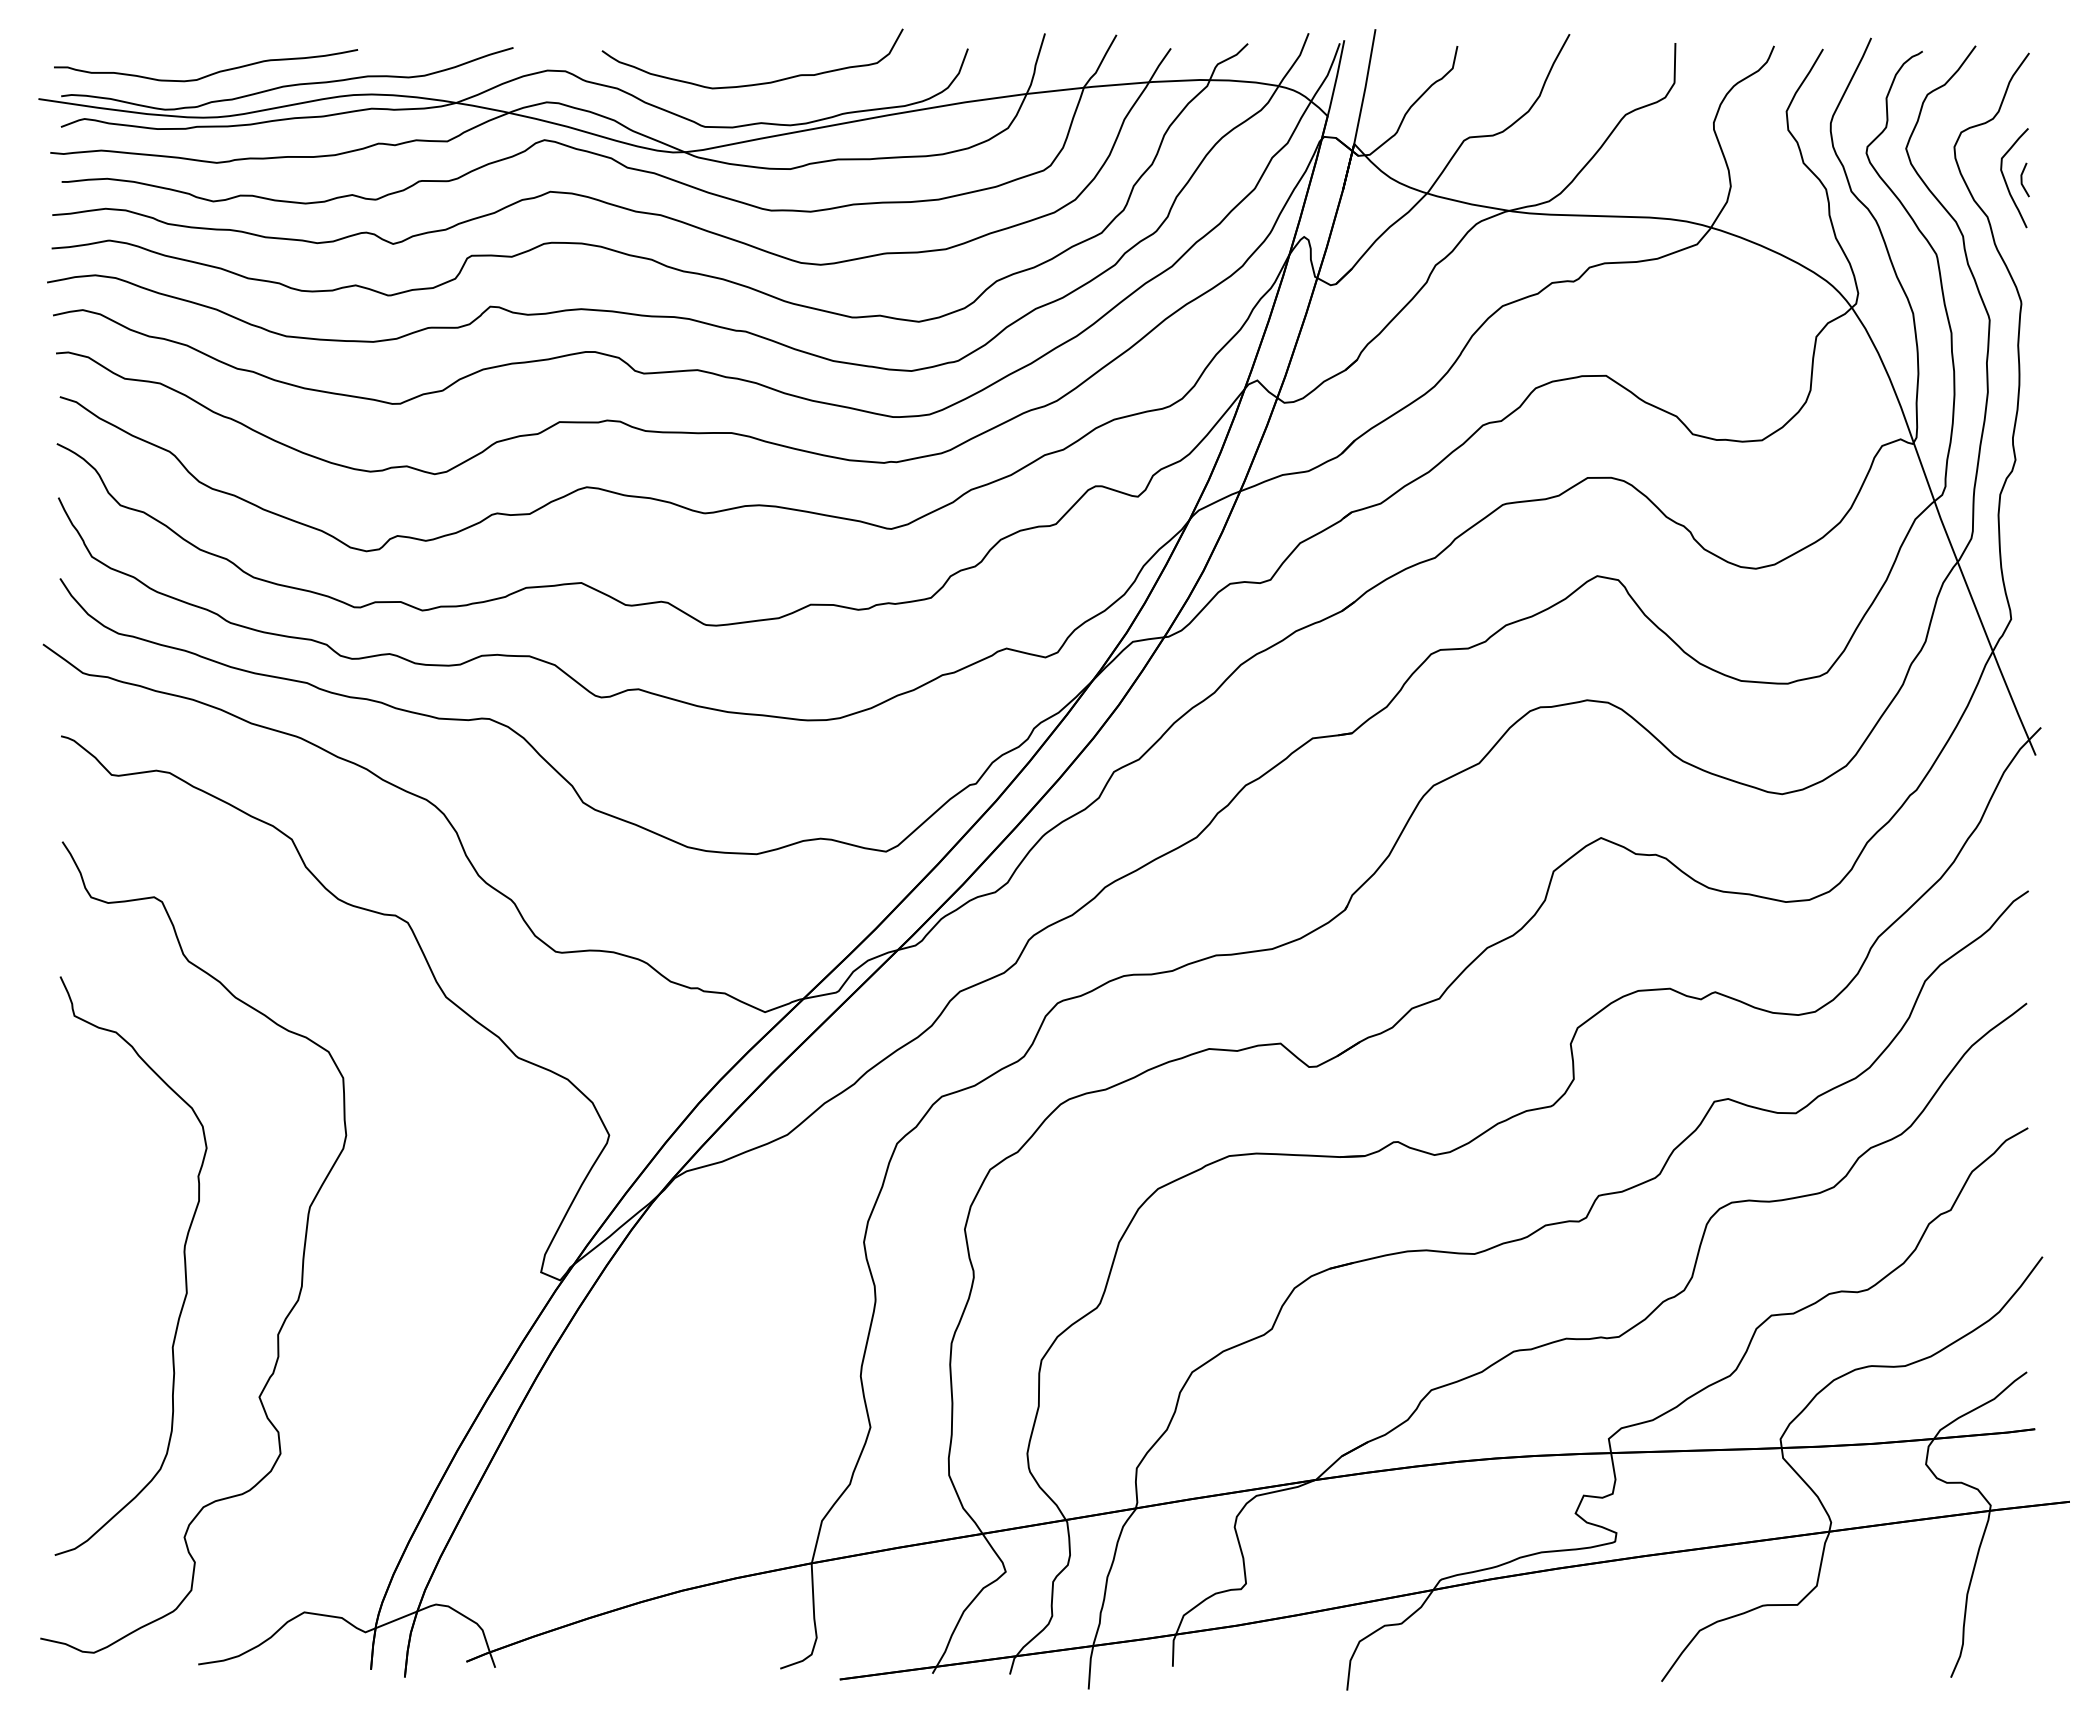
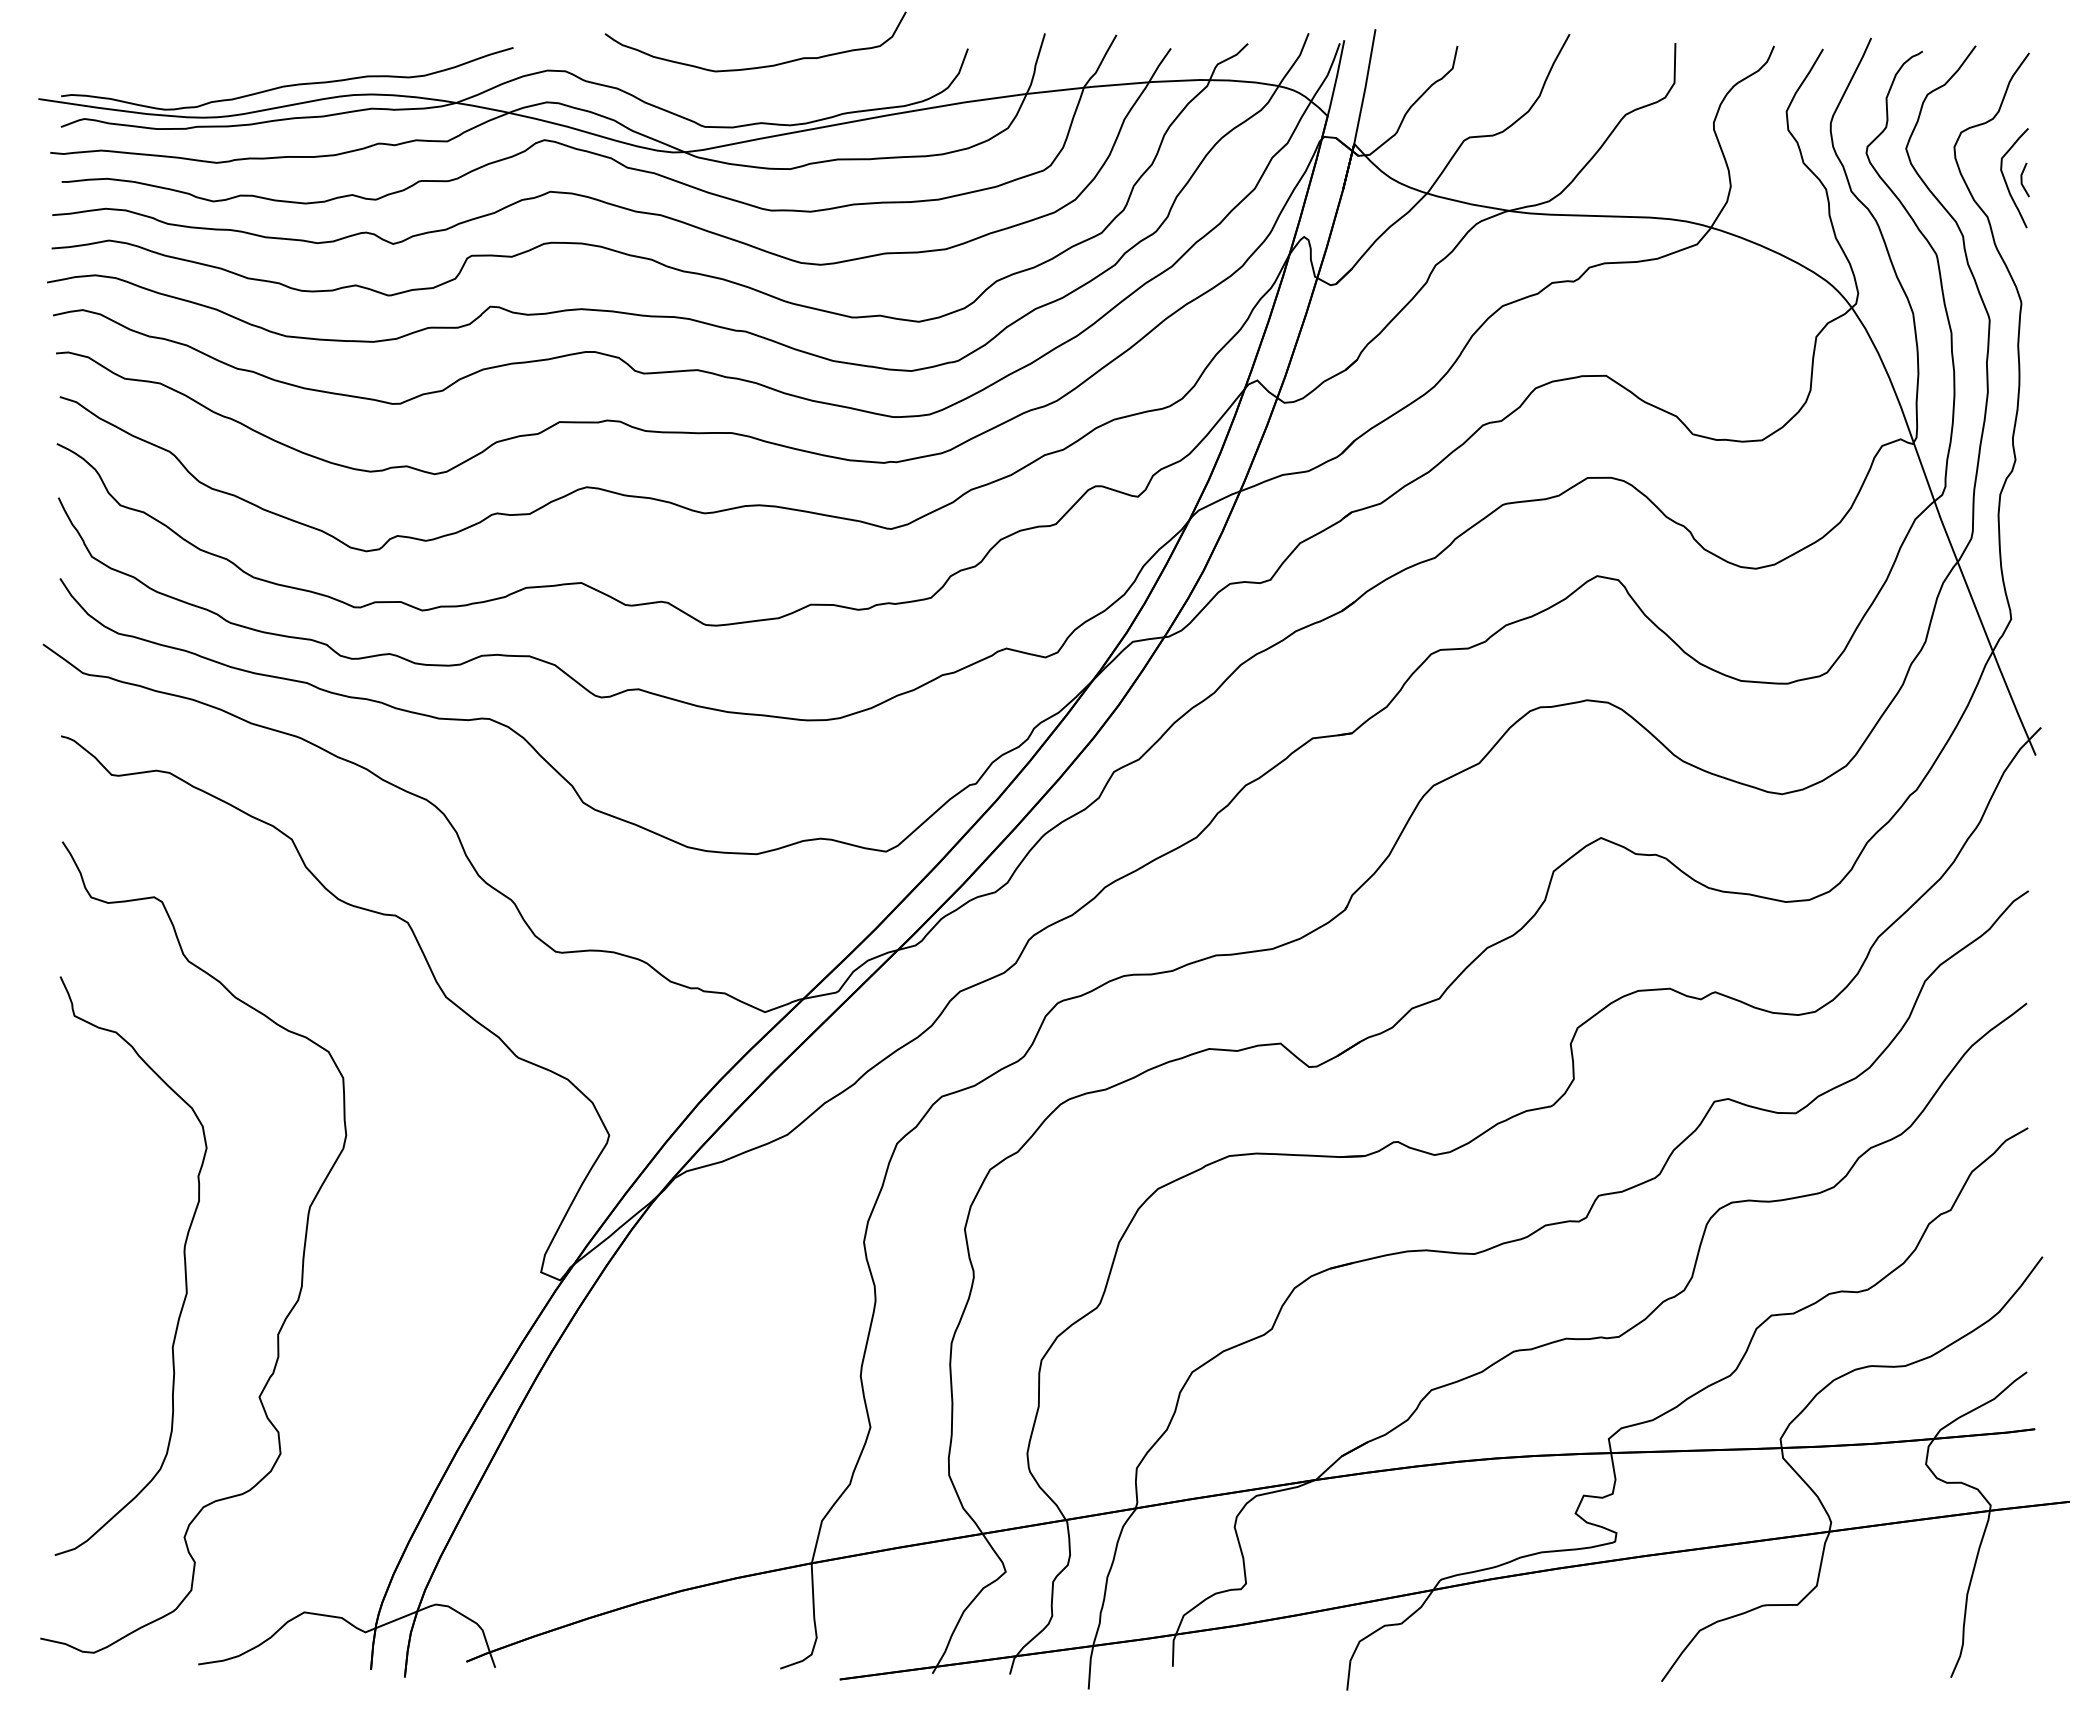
curve: present -> none (208, 74)
curve position: (755, 83) -> (758, 66) (758, 66)
